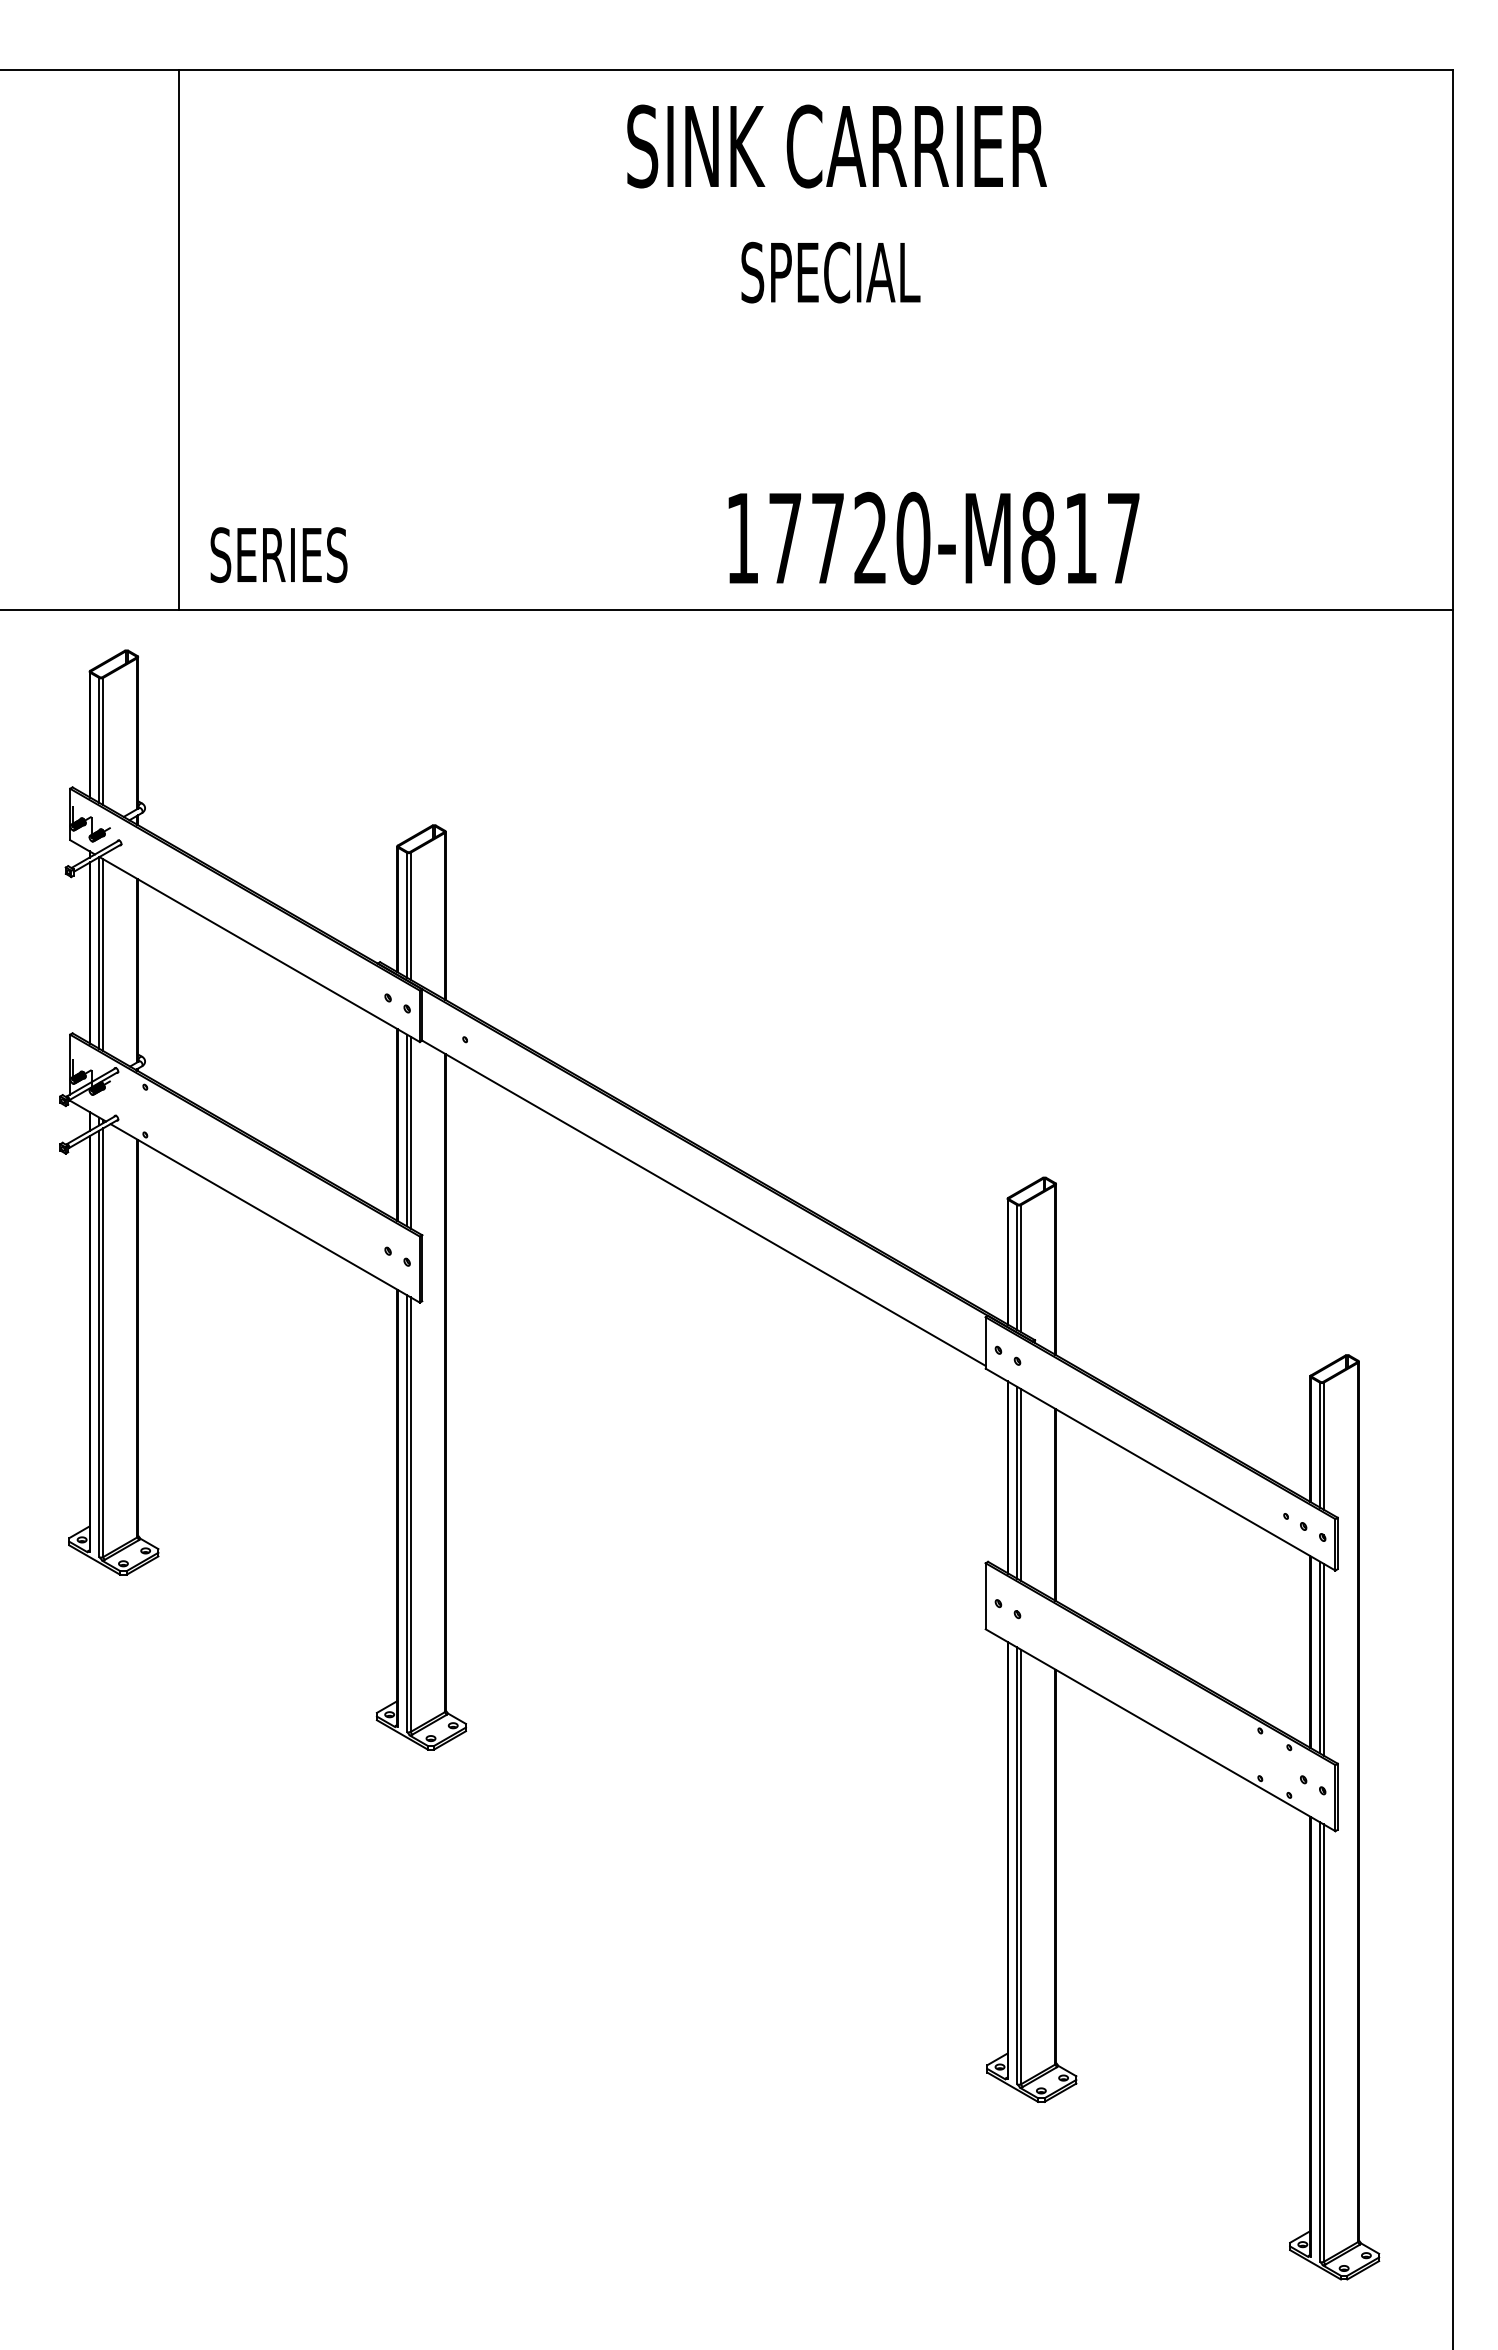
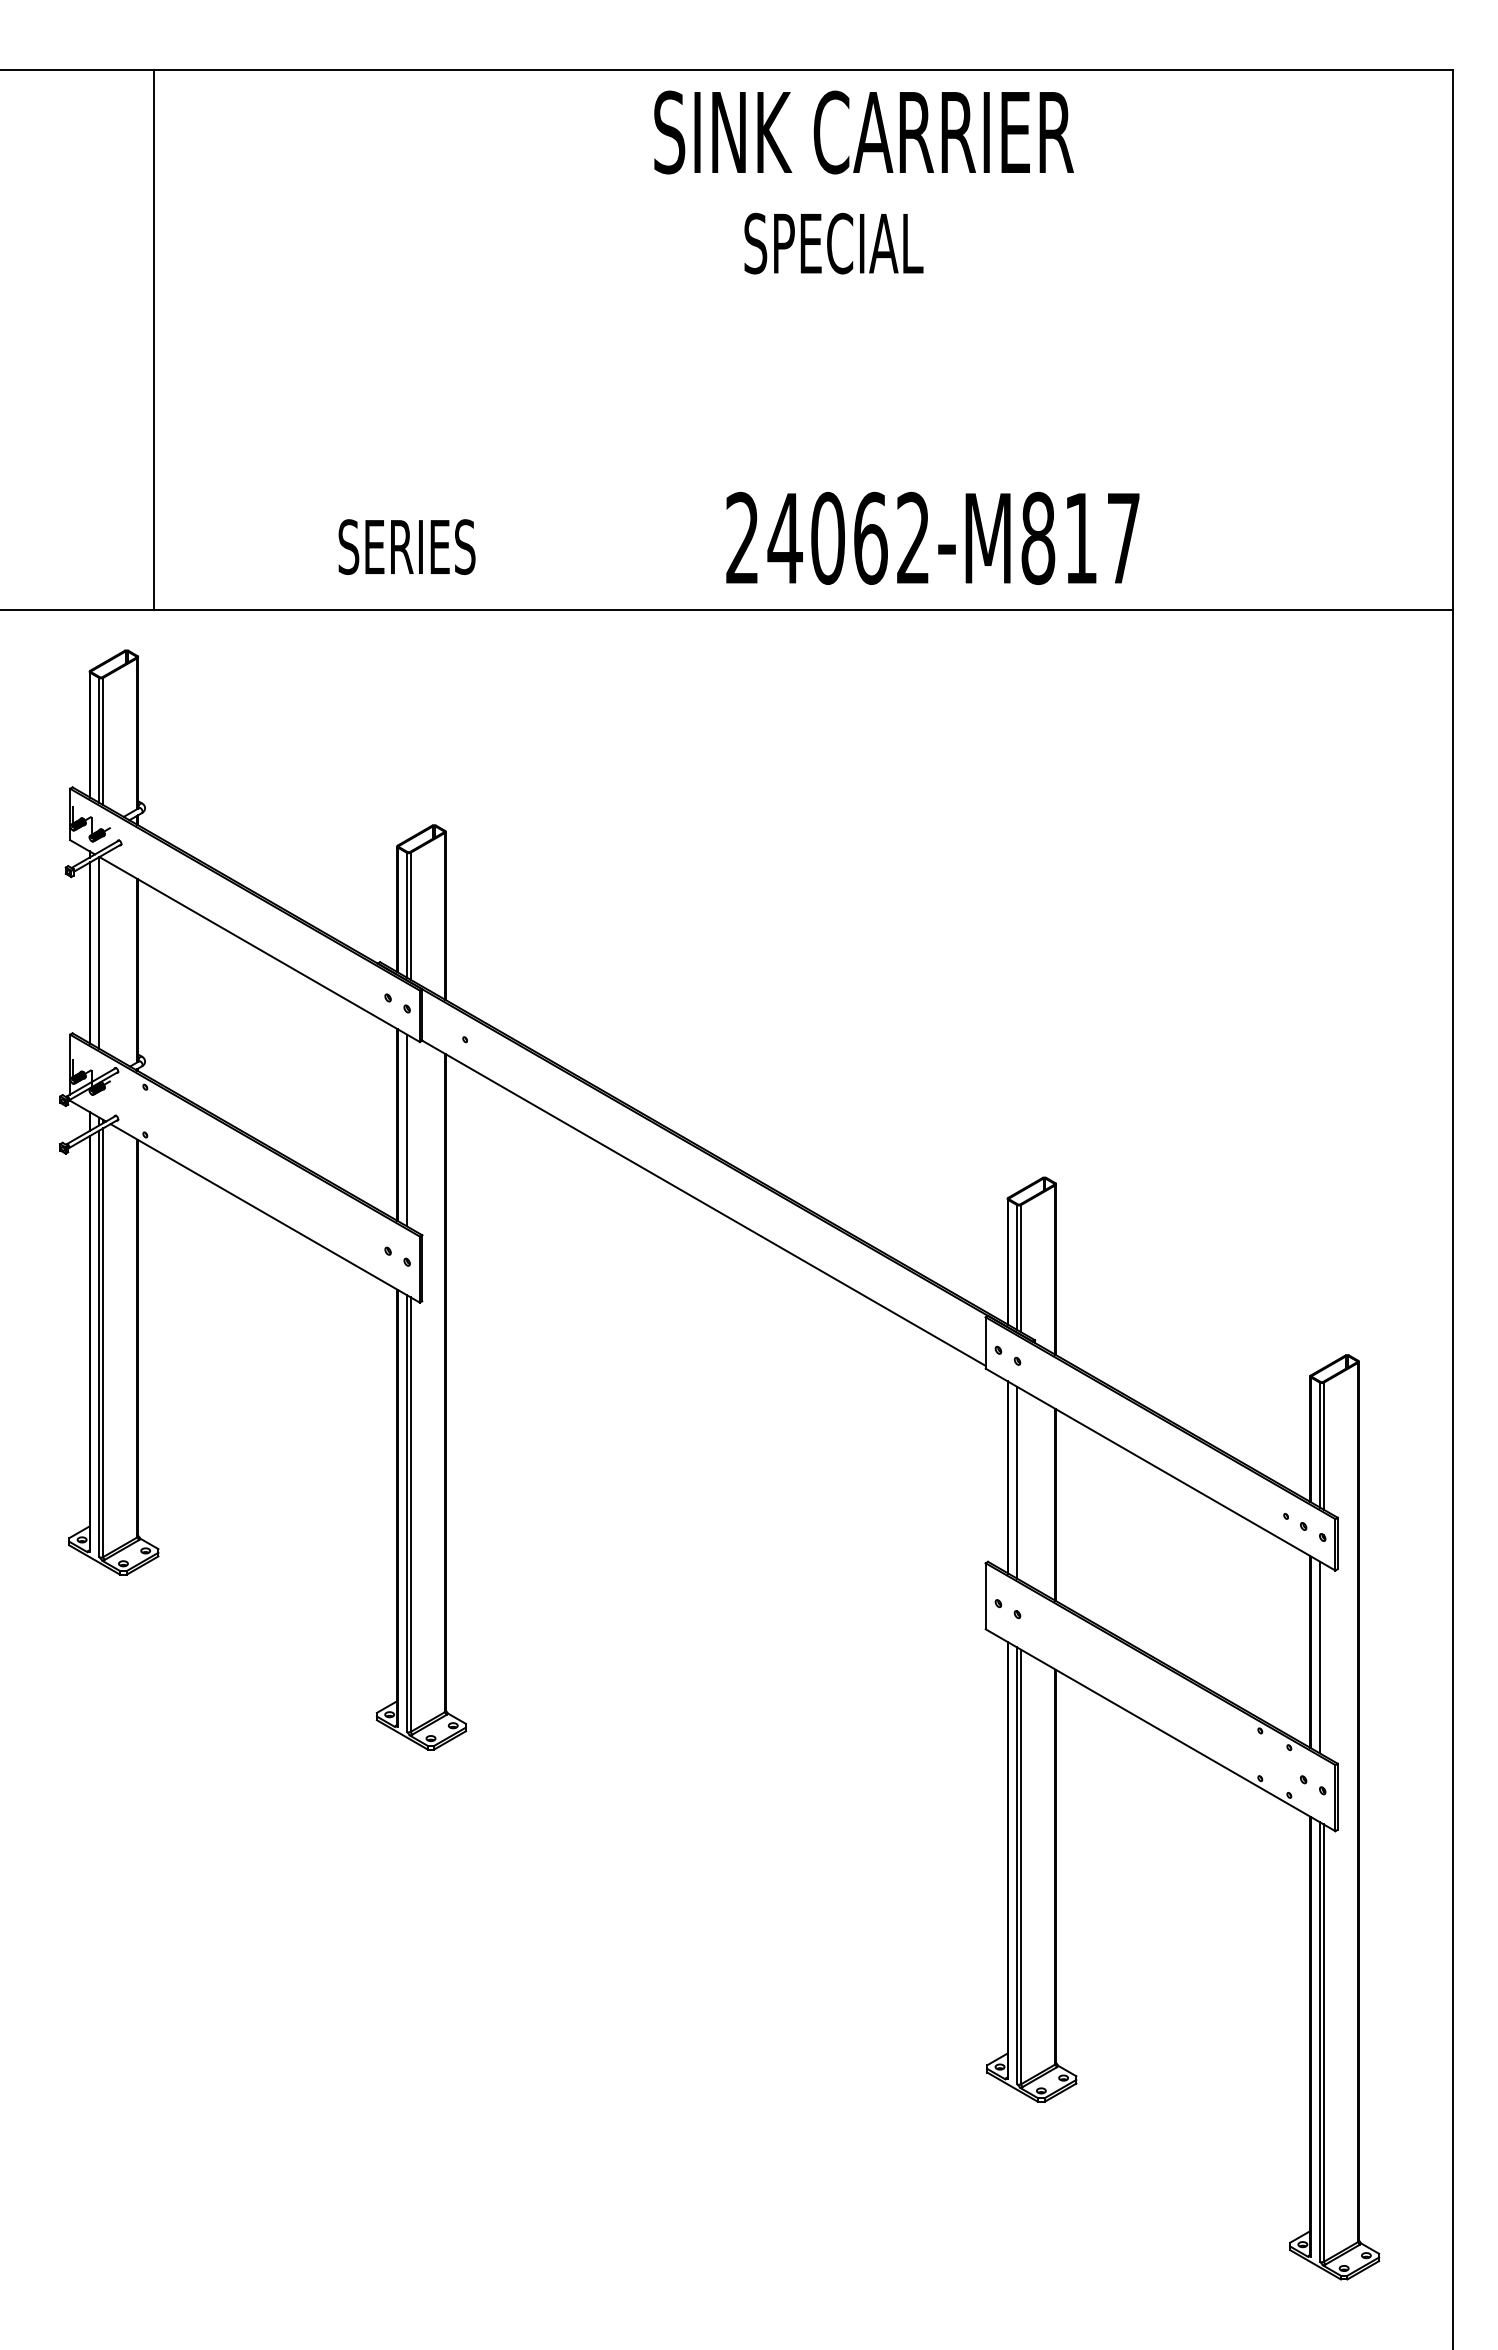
text position: (836, 146) -> (863, 132) (863, 132)
text position: (830, 272) -> (833, 243) (833, 243)
line position: (178, 339) -> (153, 339) (153, 339)
text: 17720-M817 -> 24062-M817 (828, 537)
text position: (278, 554) -> (406, 546) (406, 546)
line: present -> none (103, 954)
line: present -> none (410, 1132)
line: present -> none (1021, 1484)
line: present -> none (1323, 1659)
